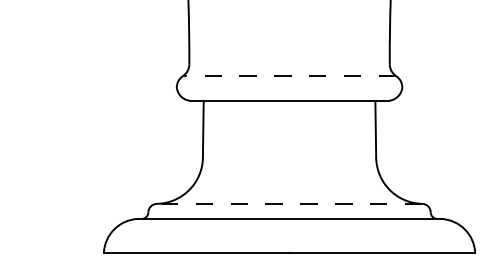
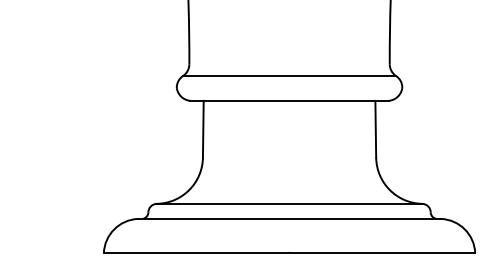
line: dashed -> solid (289, 76)
line: dashed -> solid (289, 203)
